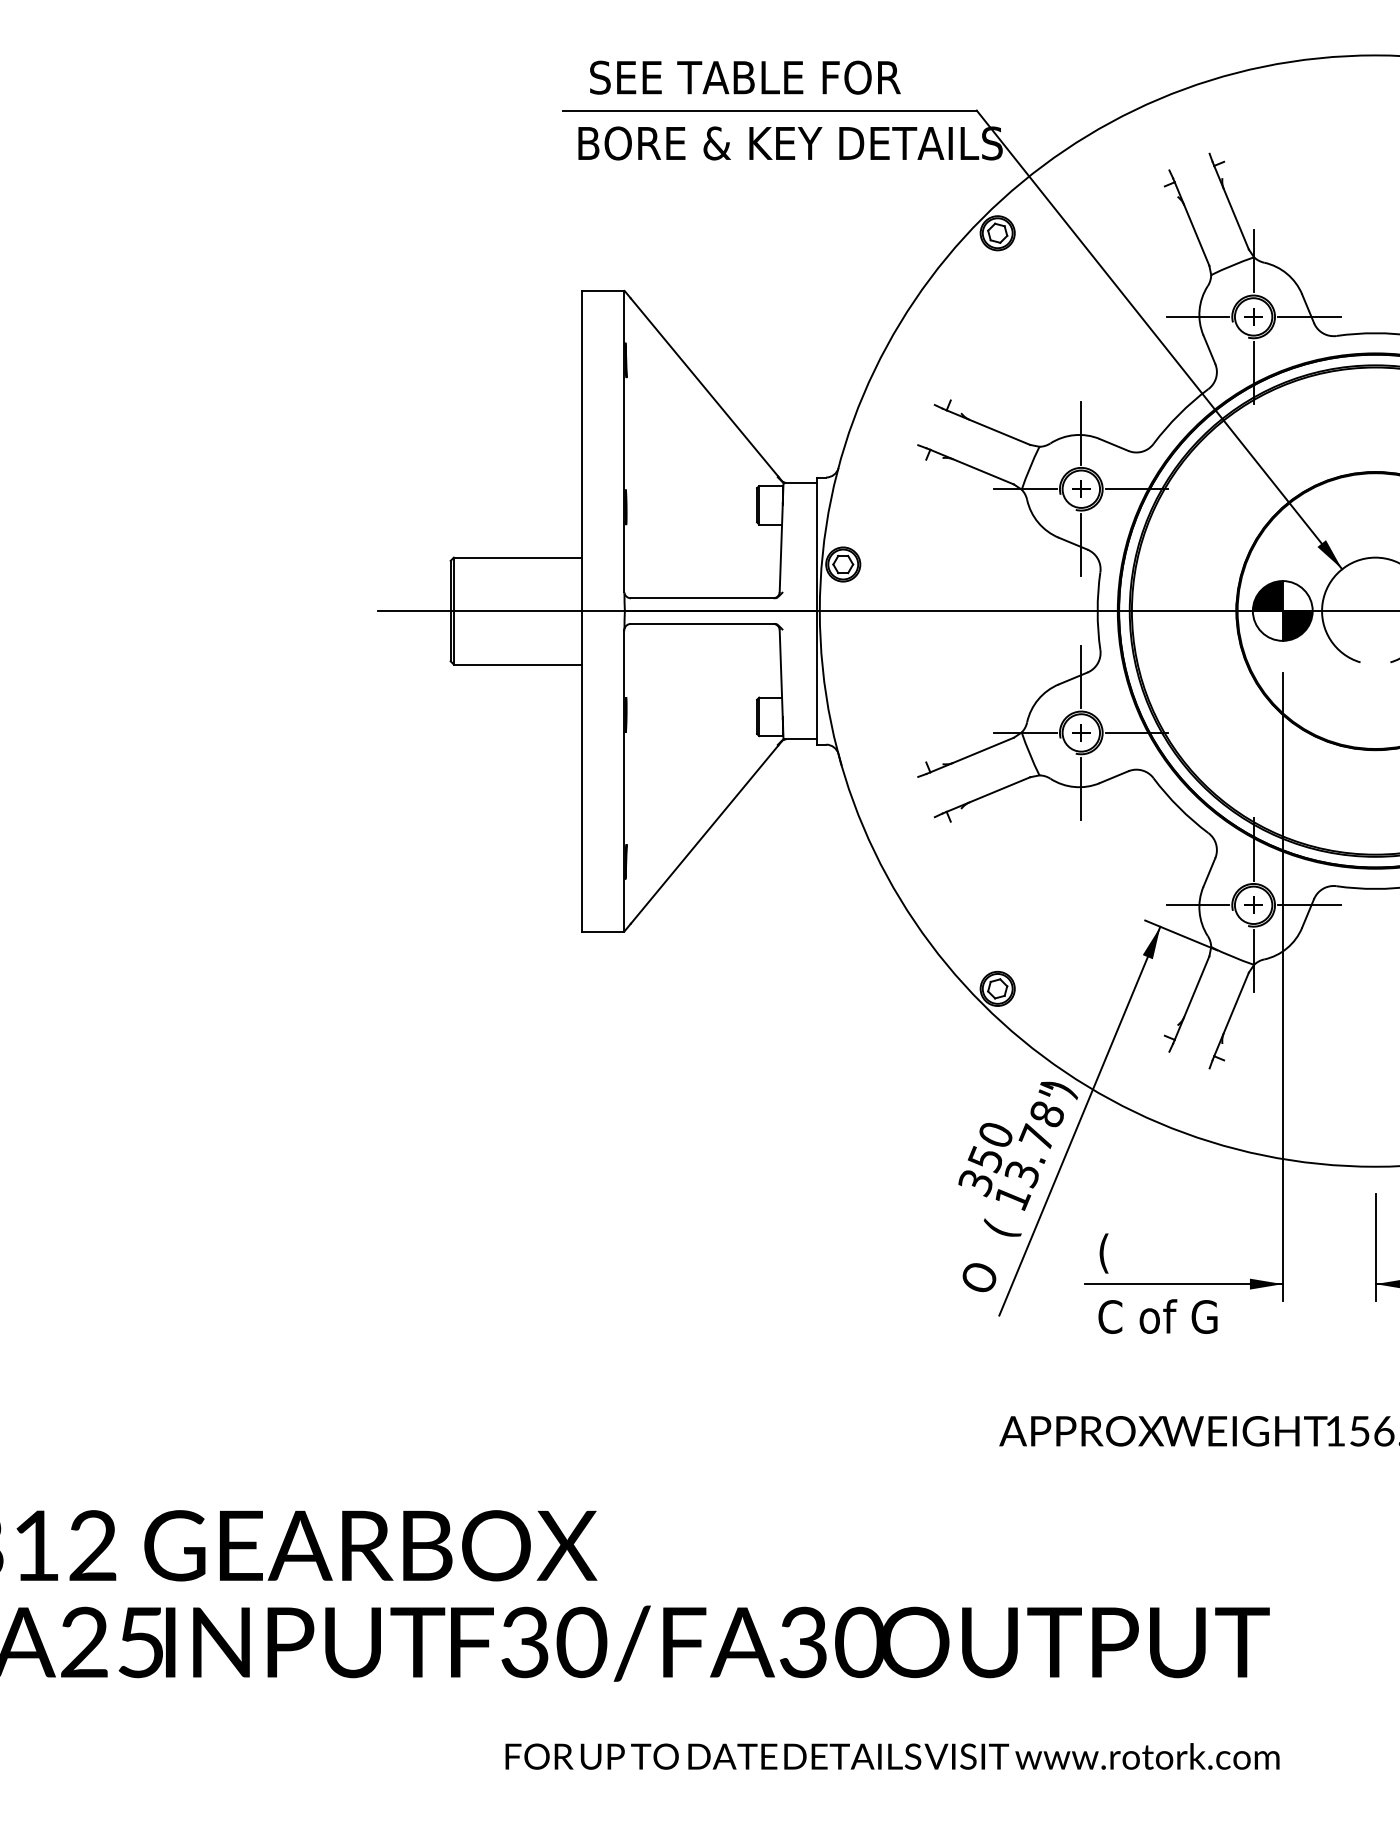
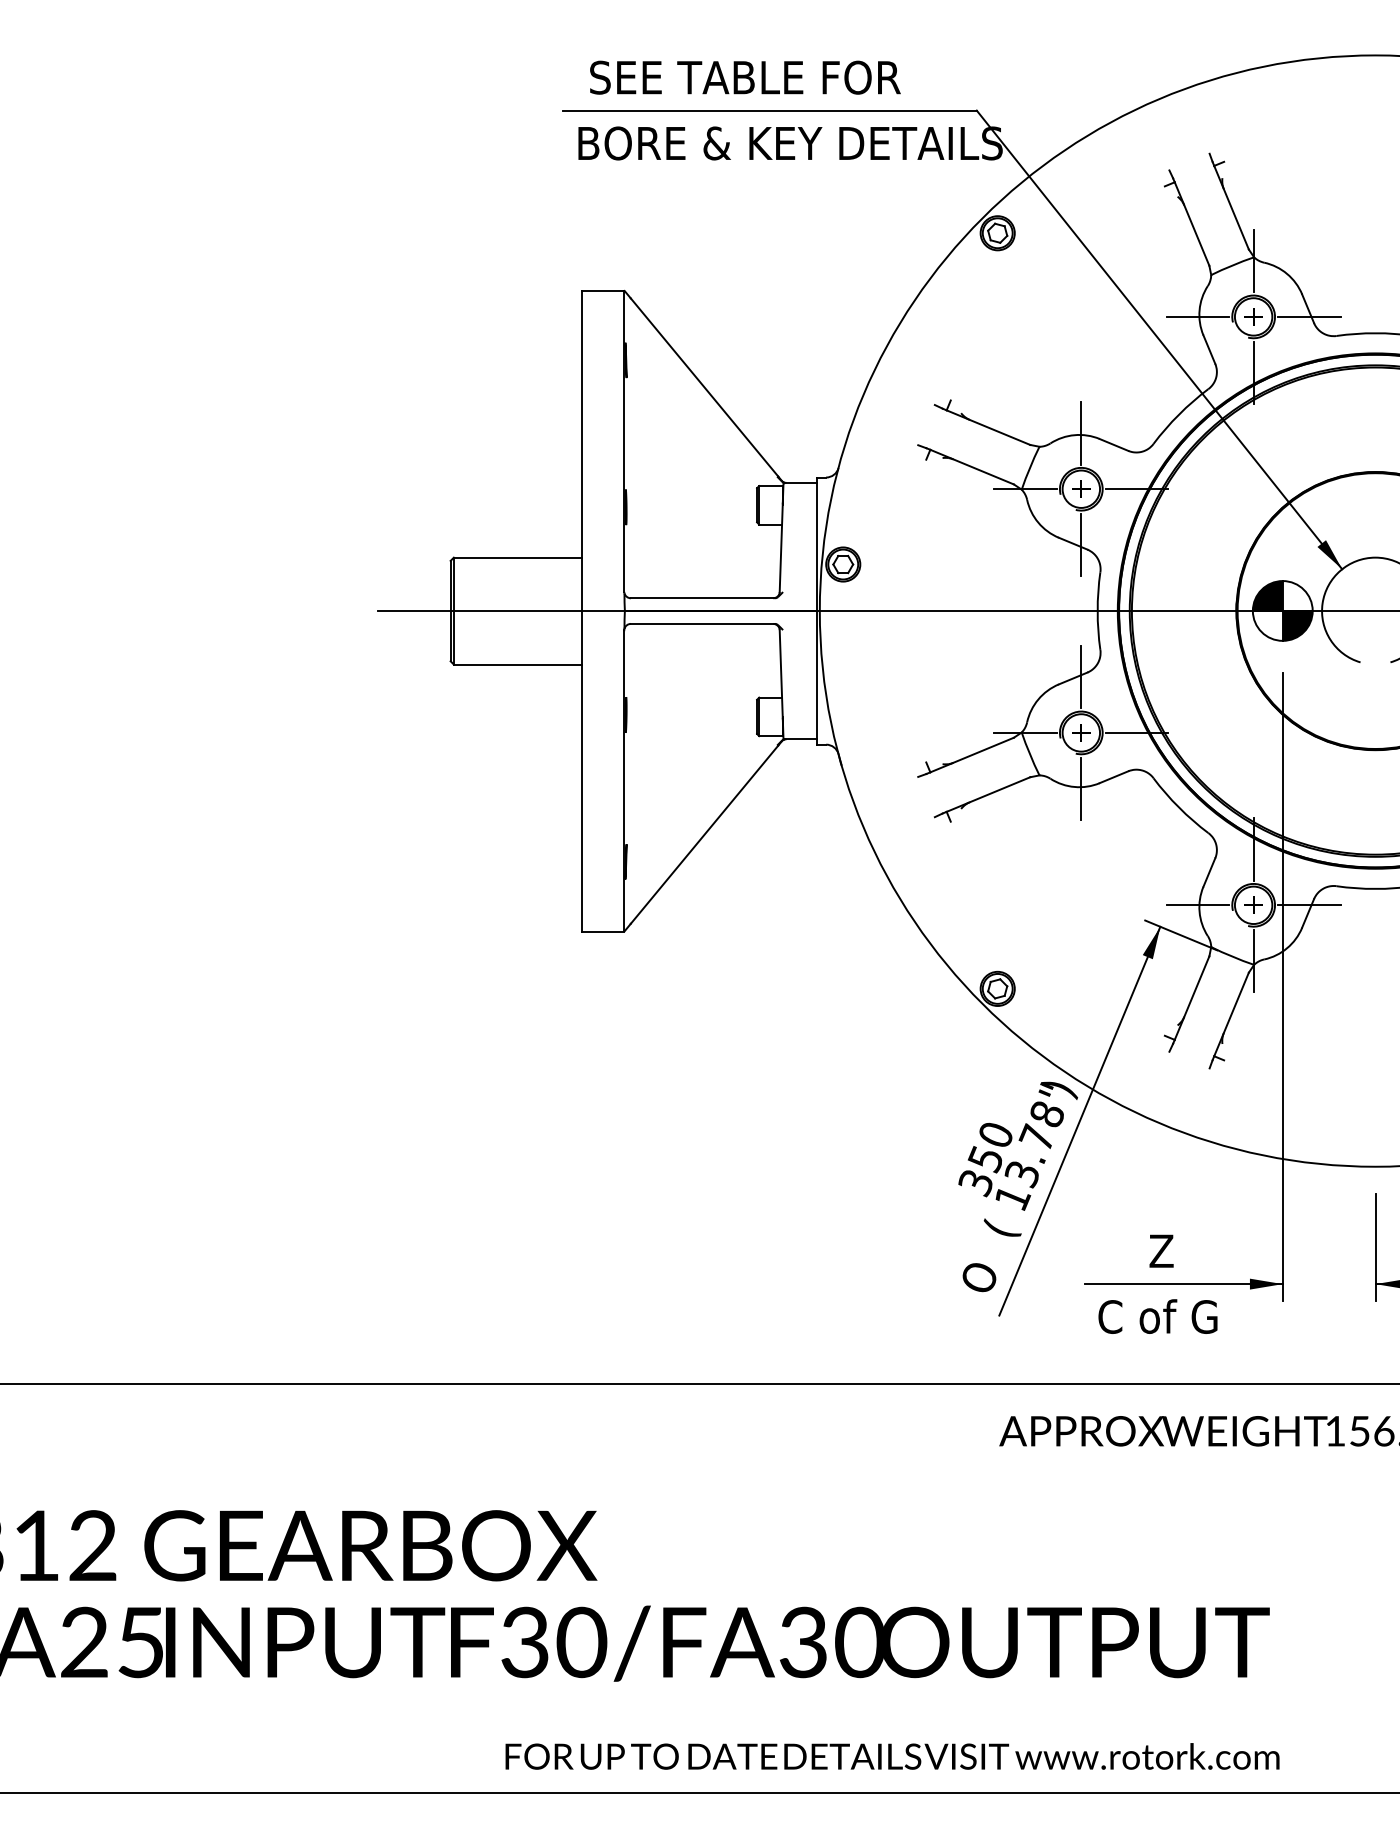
text: ( -> Z (1136, 1253)
line: none -> present (699, 1383)
line: none -> present (699, 1792)
